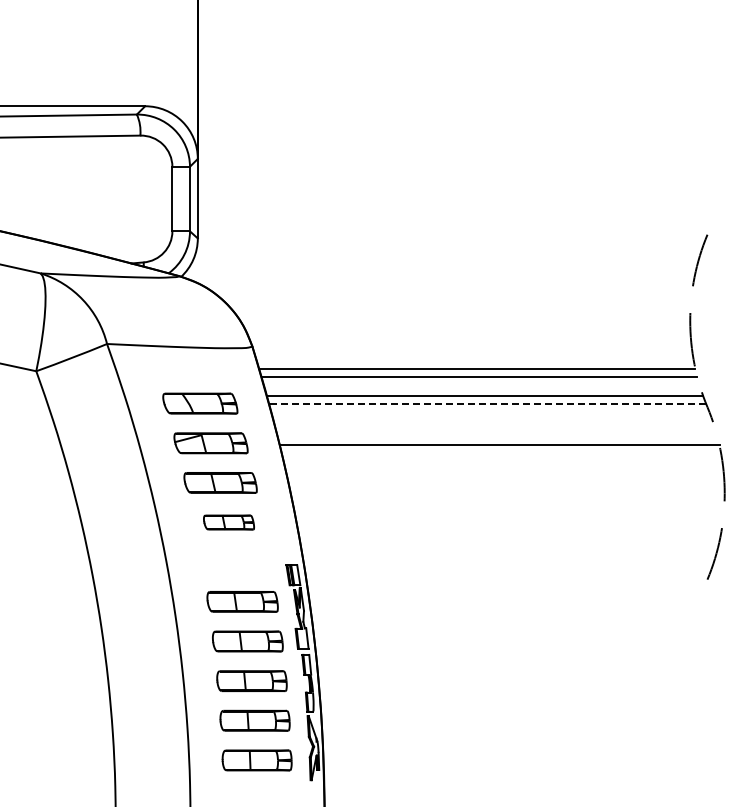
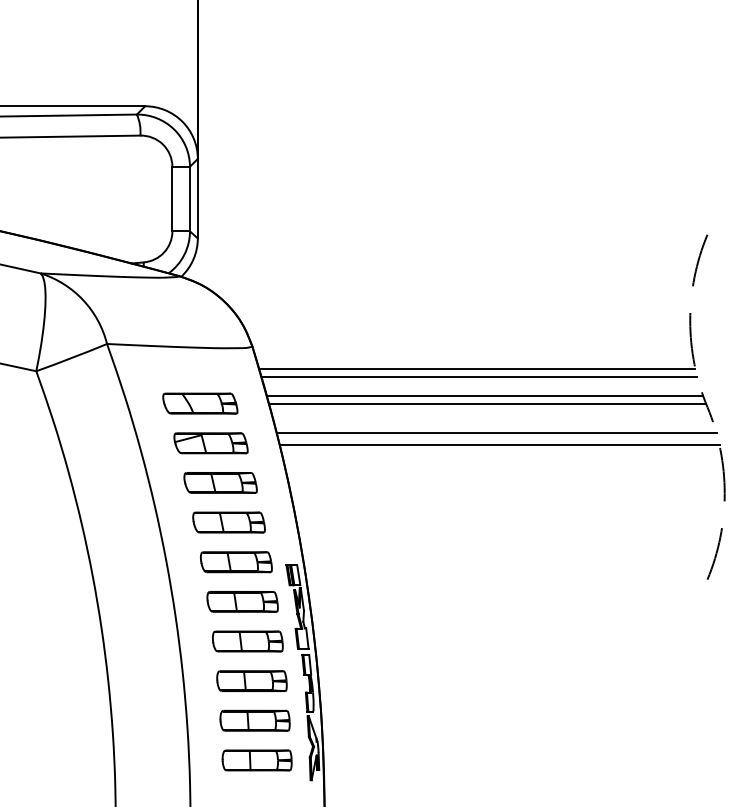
line: dashed -> solid (487, 403)
line: none -> present (496, 433)
part size: 52x17 px -> 74x23 px (228, 522)
part: none -> present (236, 562)
